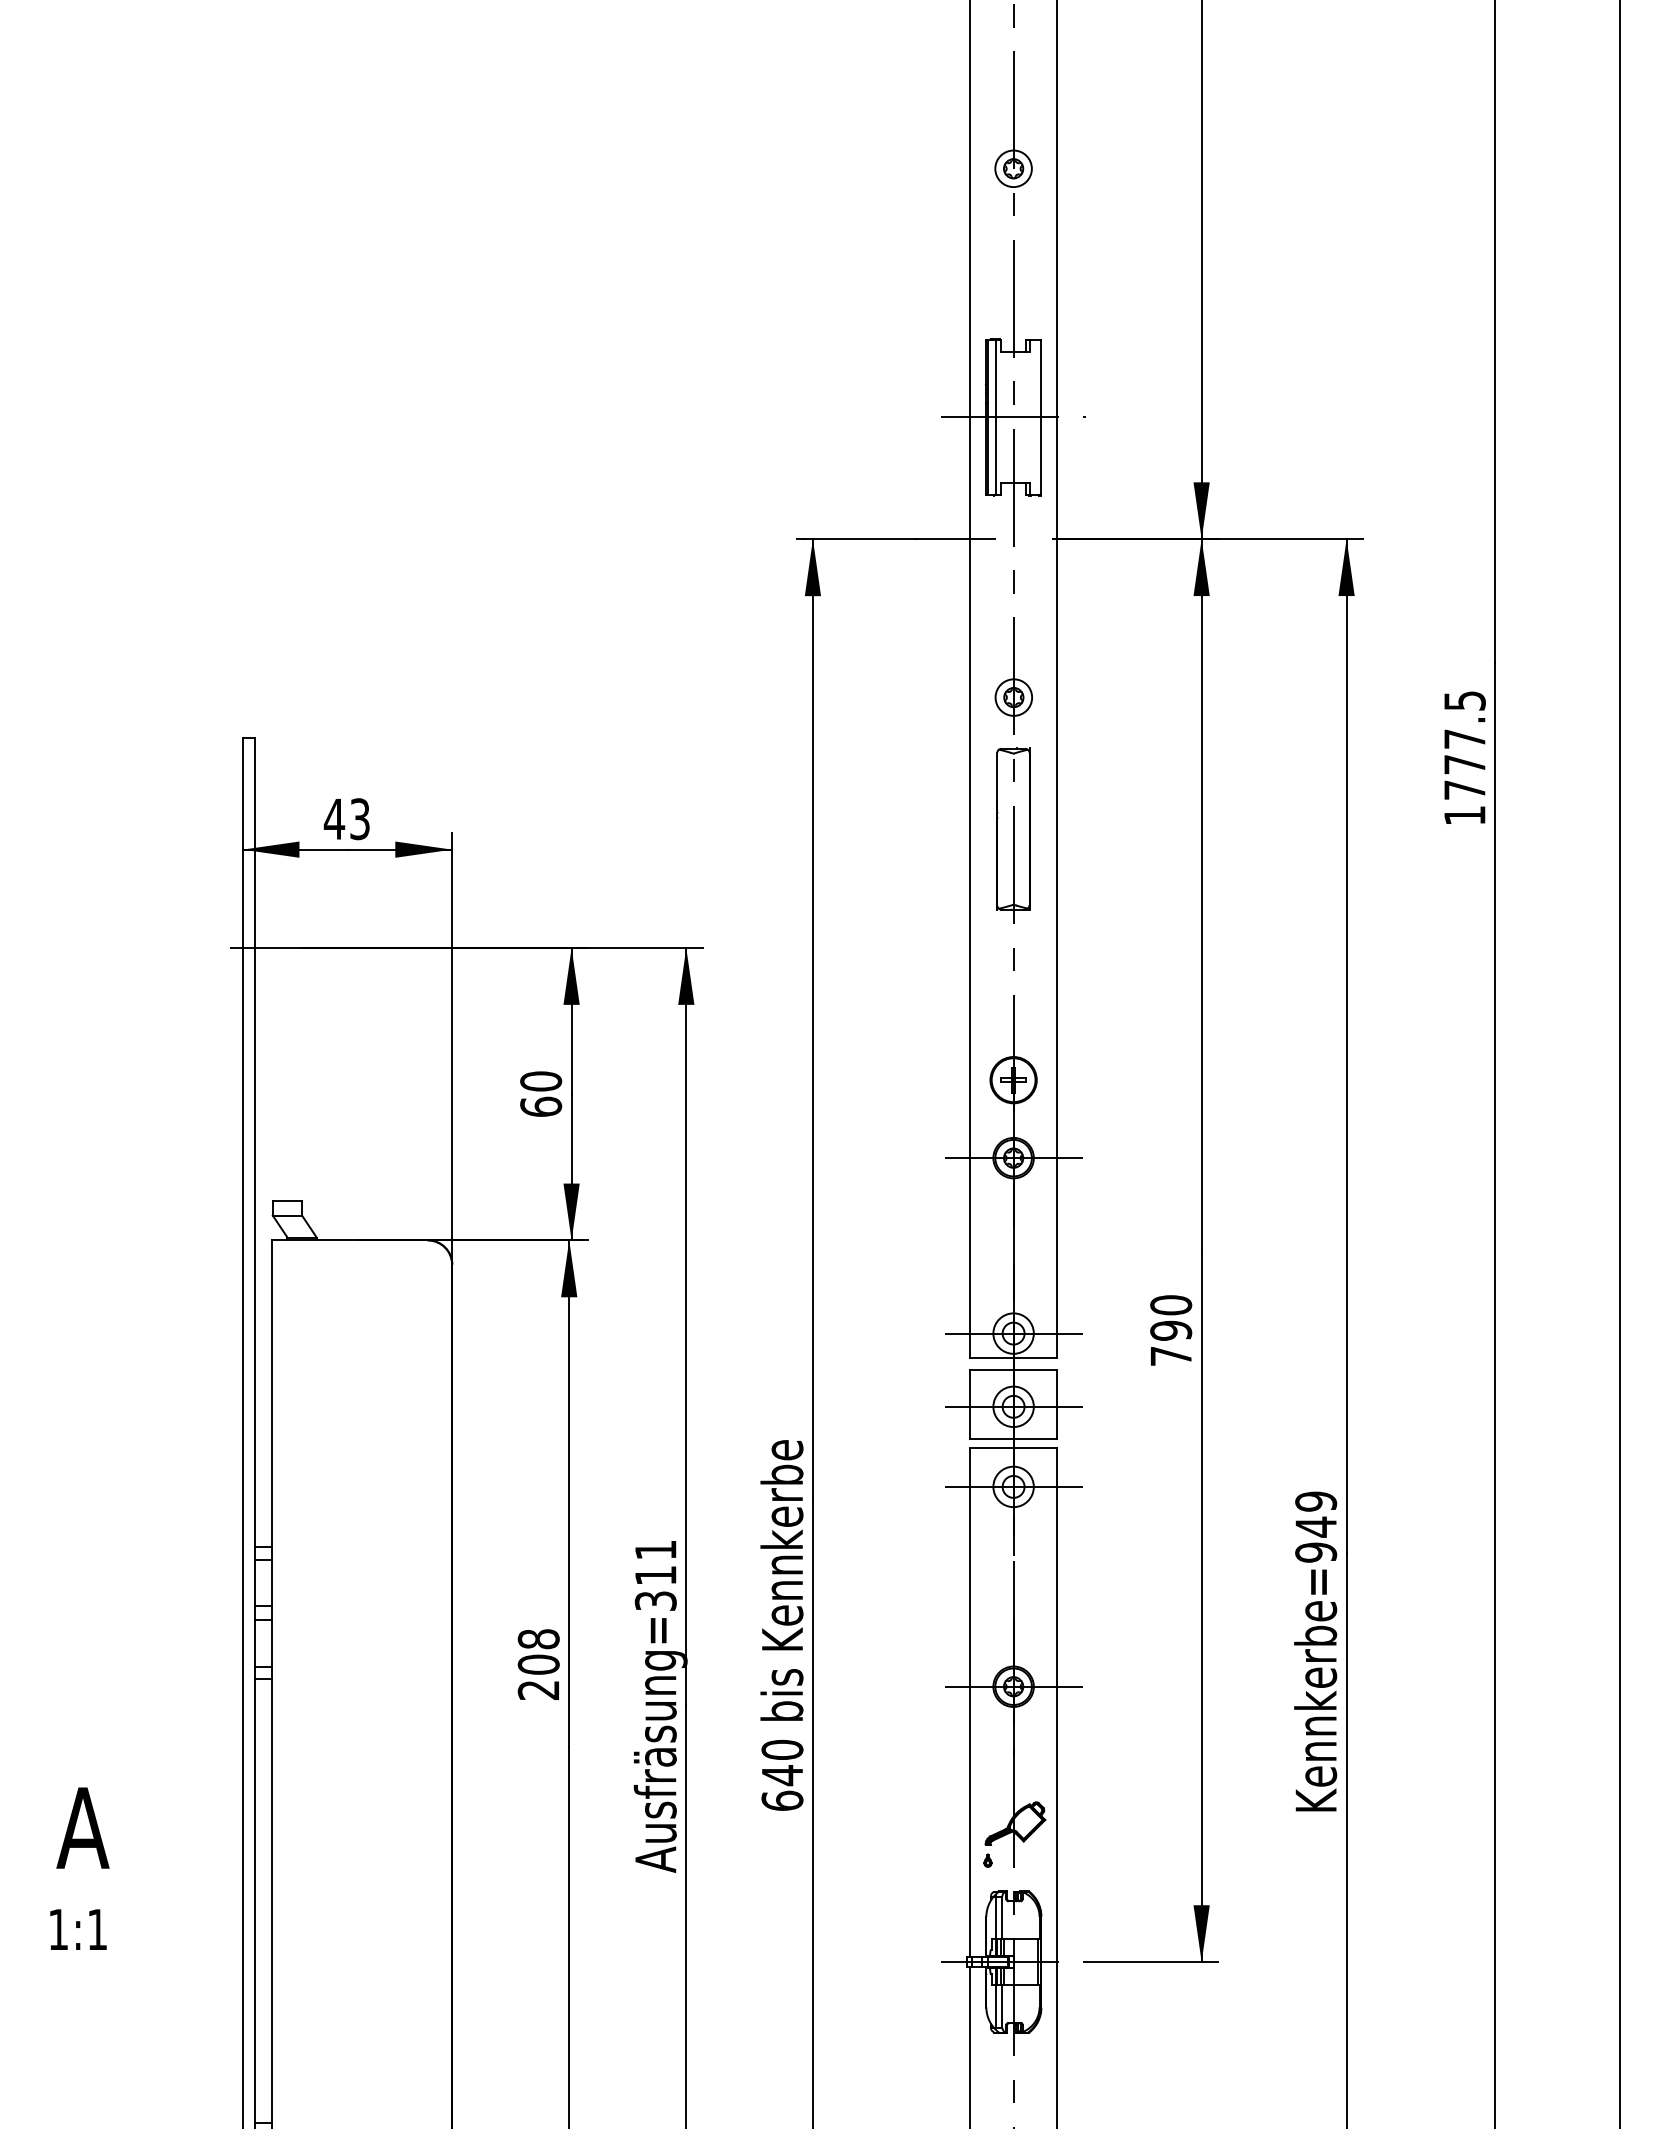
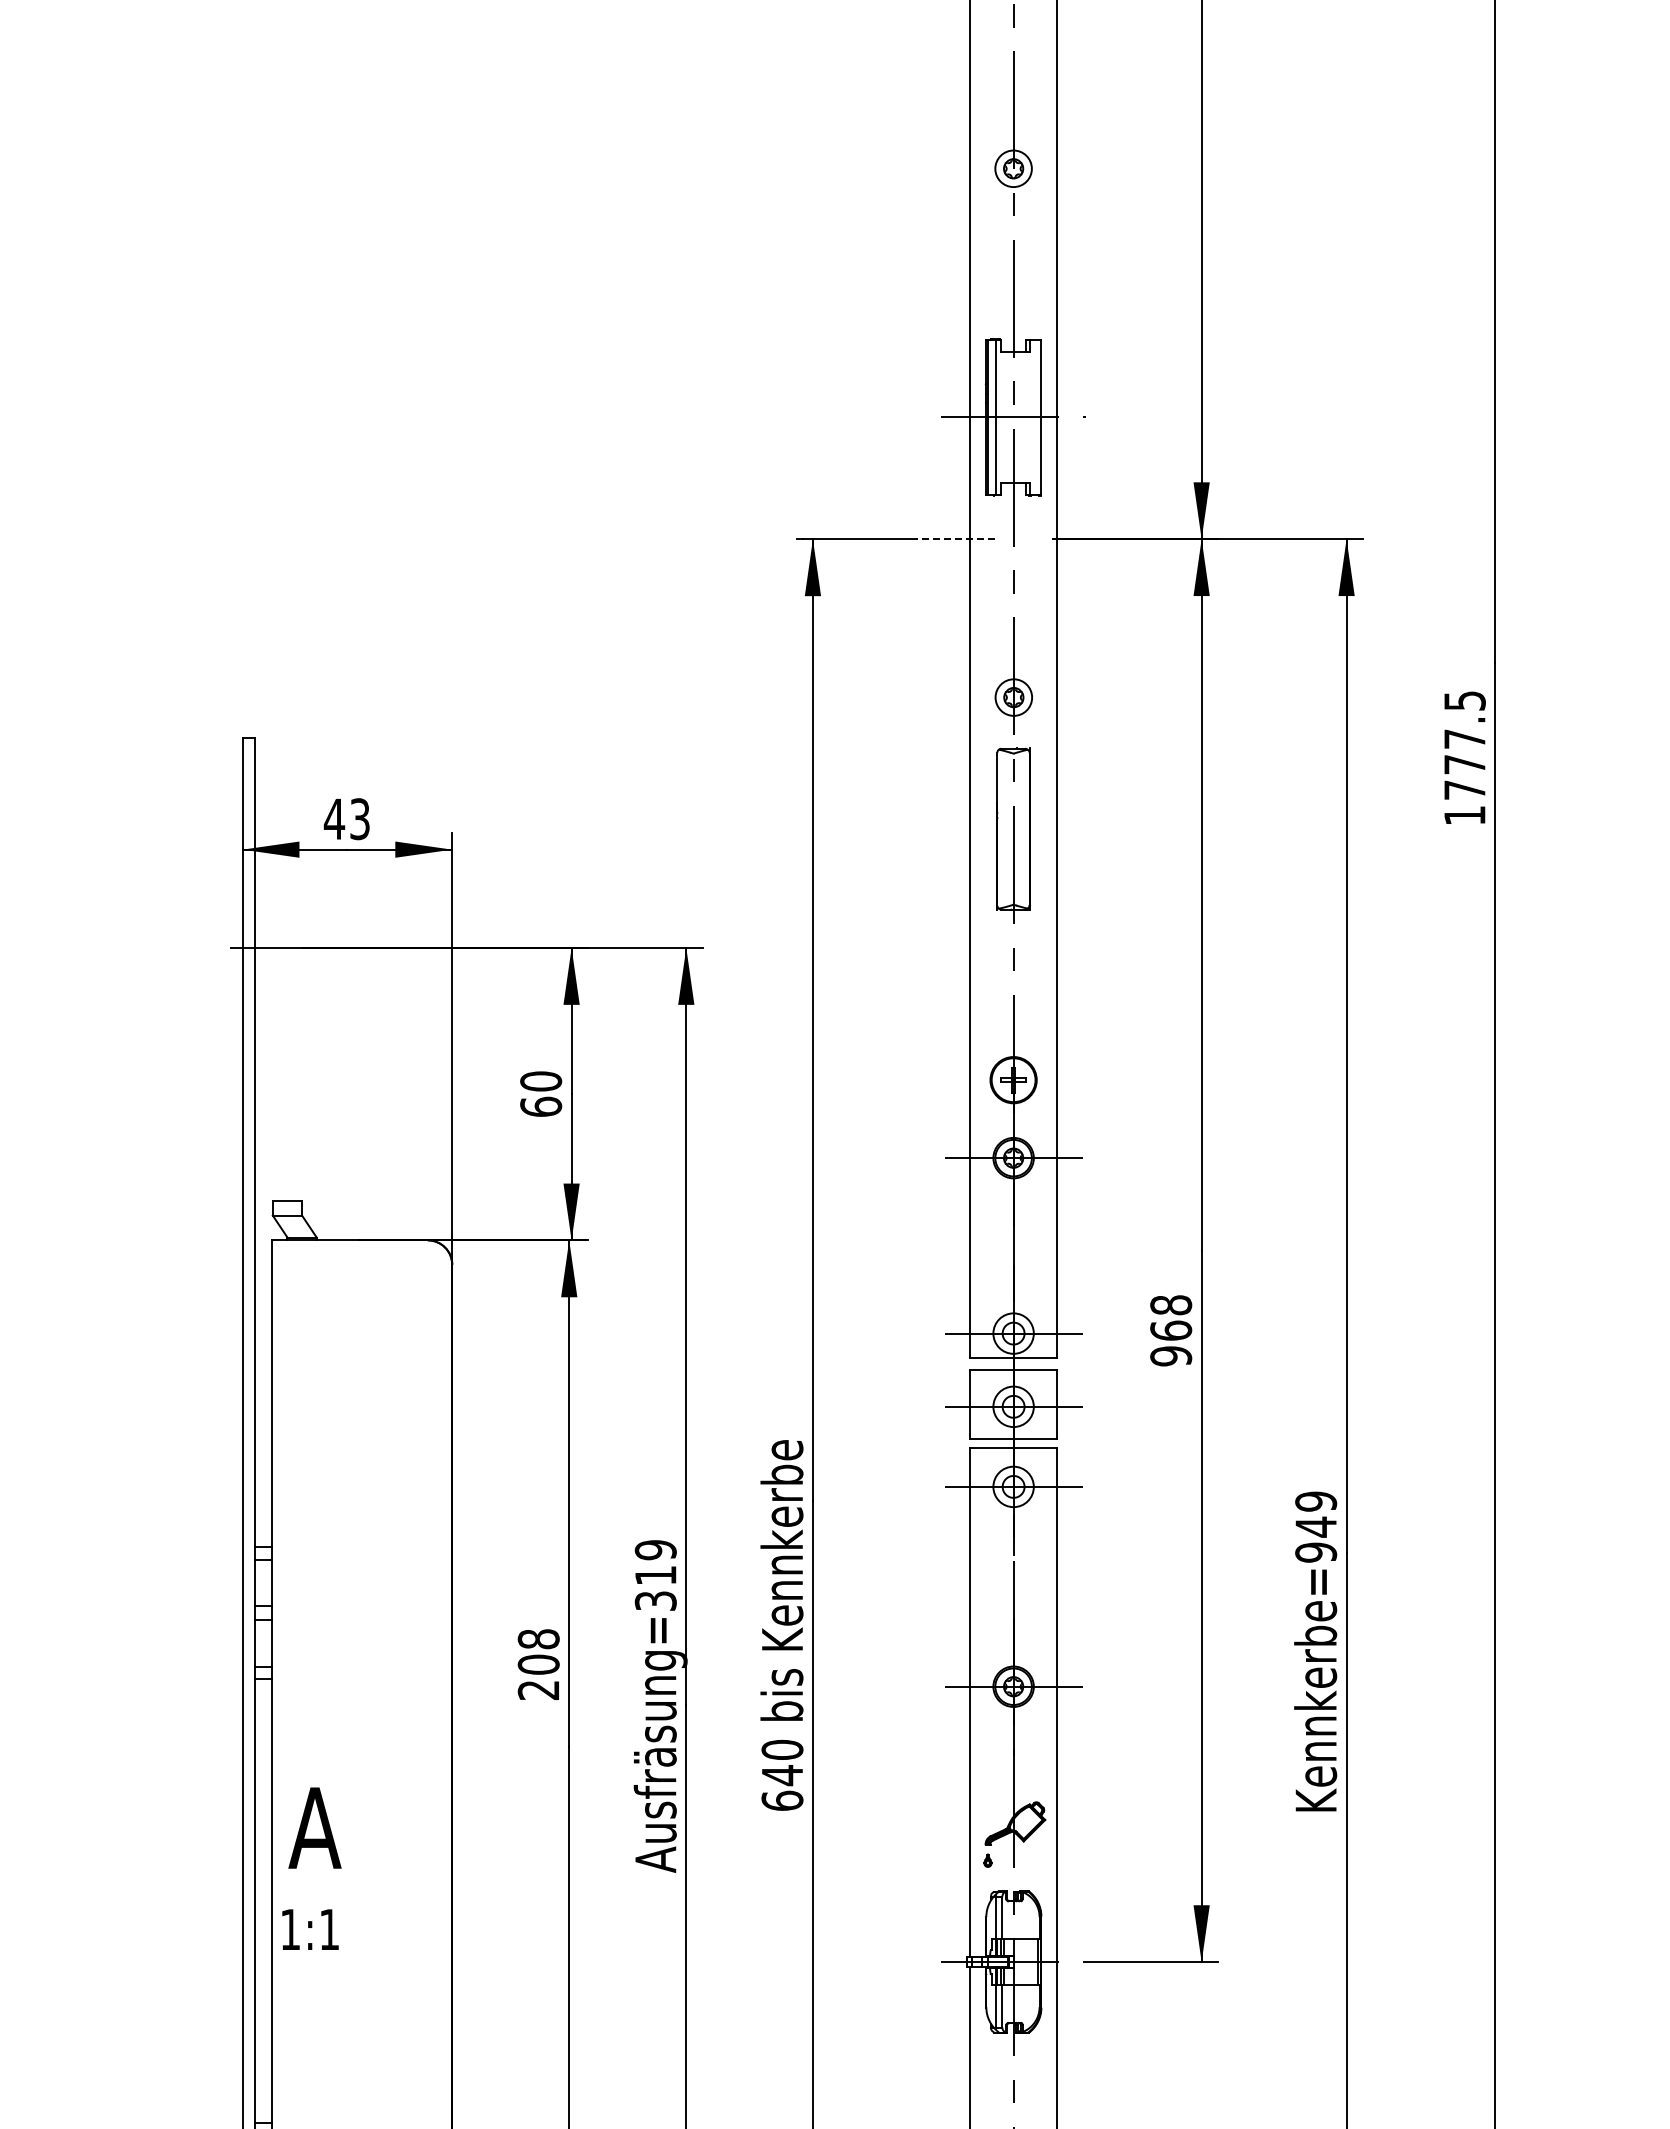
line: solid -> dashed (955, 539)
line: present -> none (1619, 1063)
text: 790 -> 968 (1171, 1330)
text: Ausfräsung=311 -> Ausfräsung=319 (655, 1550)
text position: (79, 1868) -> (311, 1868) (311, 1868)
